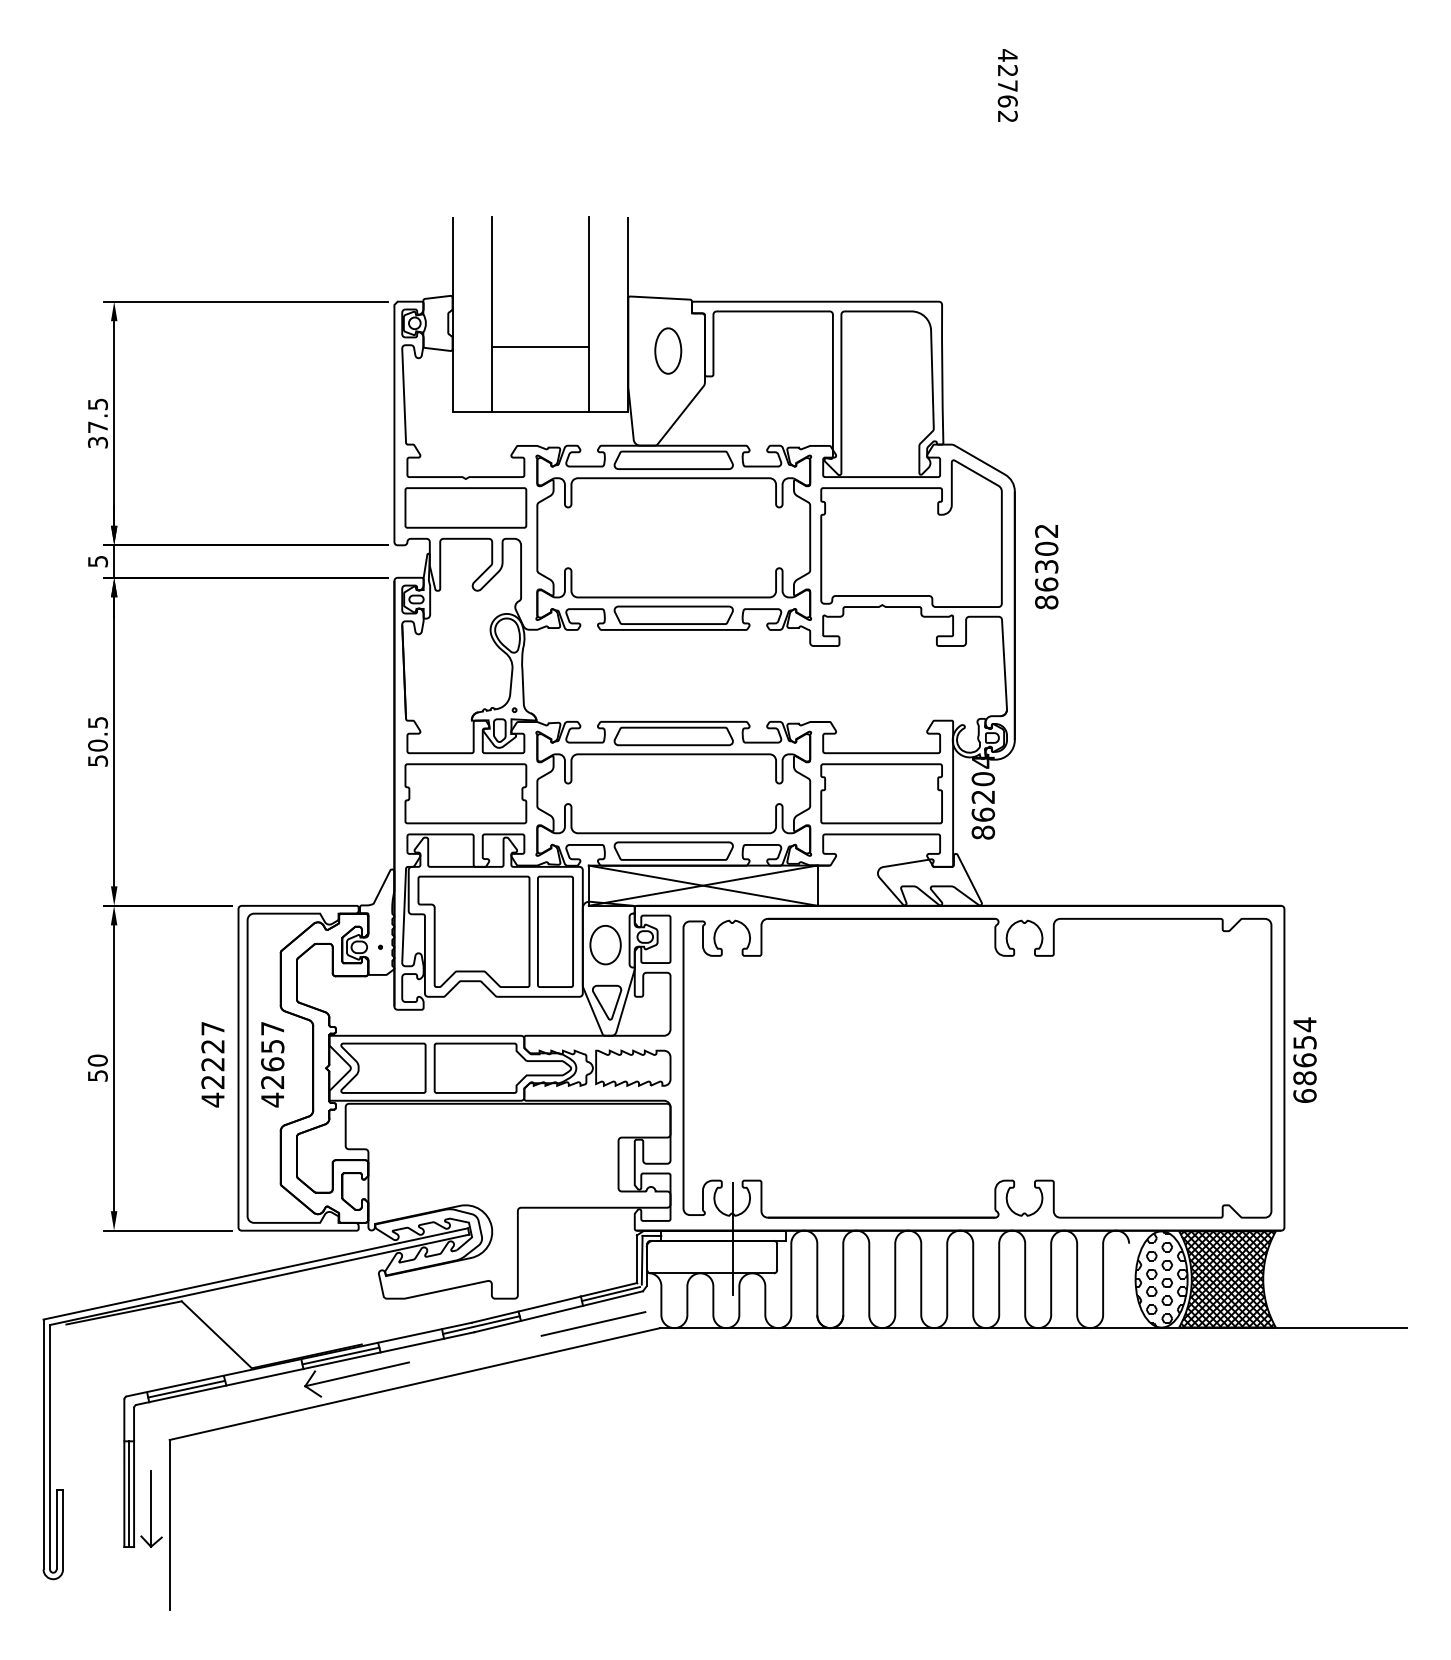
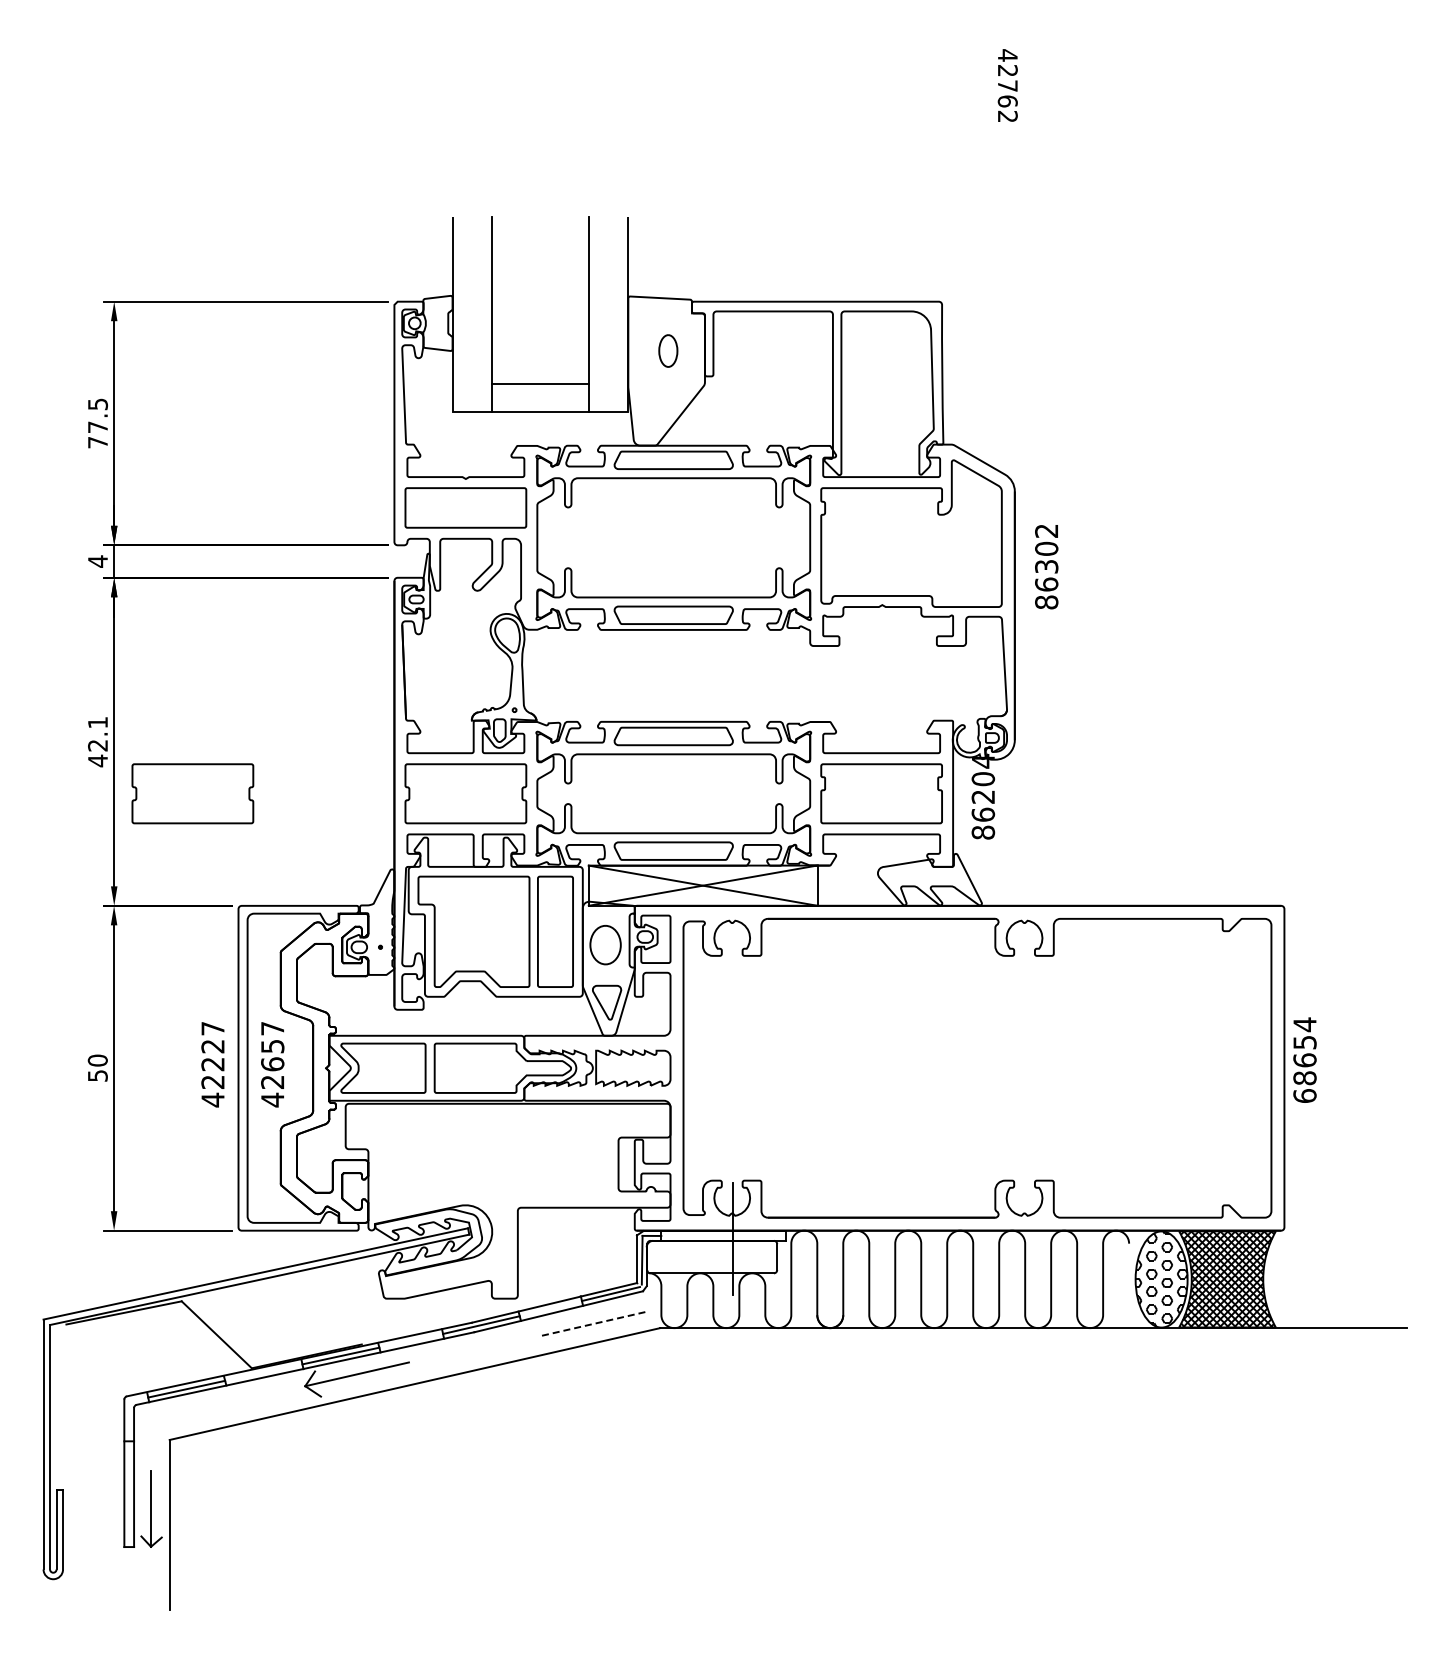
line position: (540, 347) -> (540, 384) (540, 384)
part size: 29x48 px -> 21x34 px (668, 350)
text: 37.5 -> 77.5 (98, 442)
text: 5 -> 4 (98, 561)
text: 50.5 -> 42.1 (98, 742)
part: none -> present (192, 793)
line: solid -> dashed (593, 1324)
line: present -> none (129, 1494)
